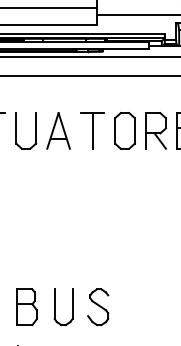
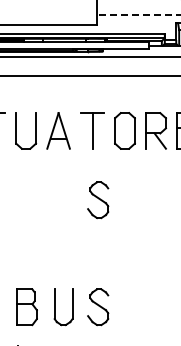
line: present -> none (49, 8)
line: solid -> dashed (138, 14)
part: none -> present (98, 200)
